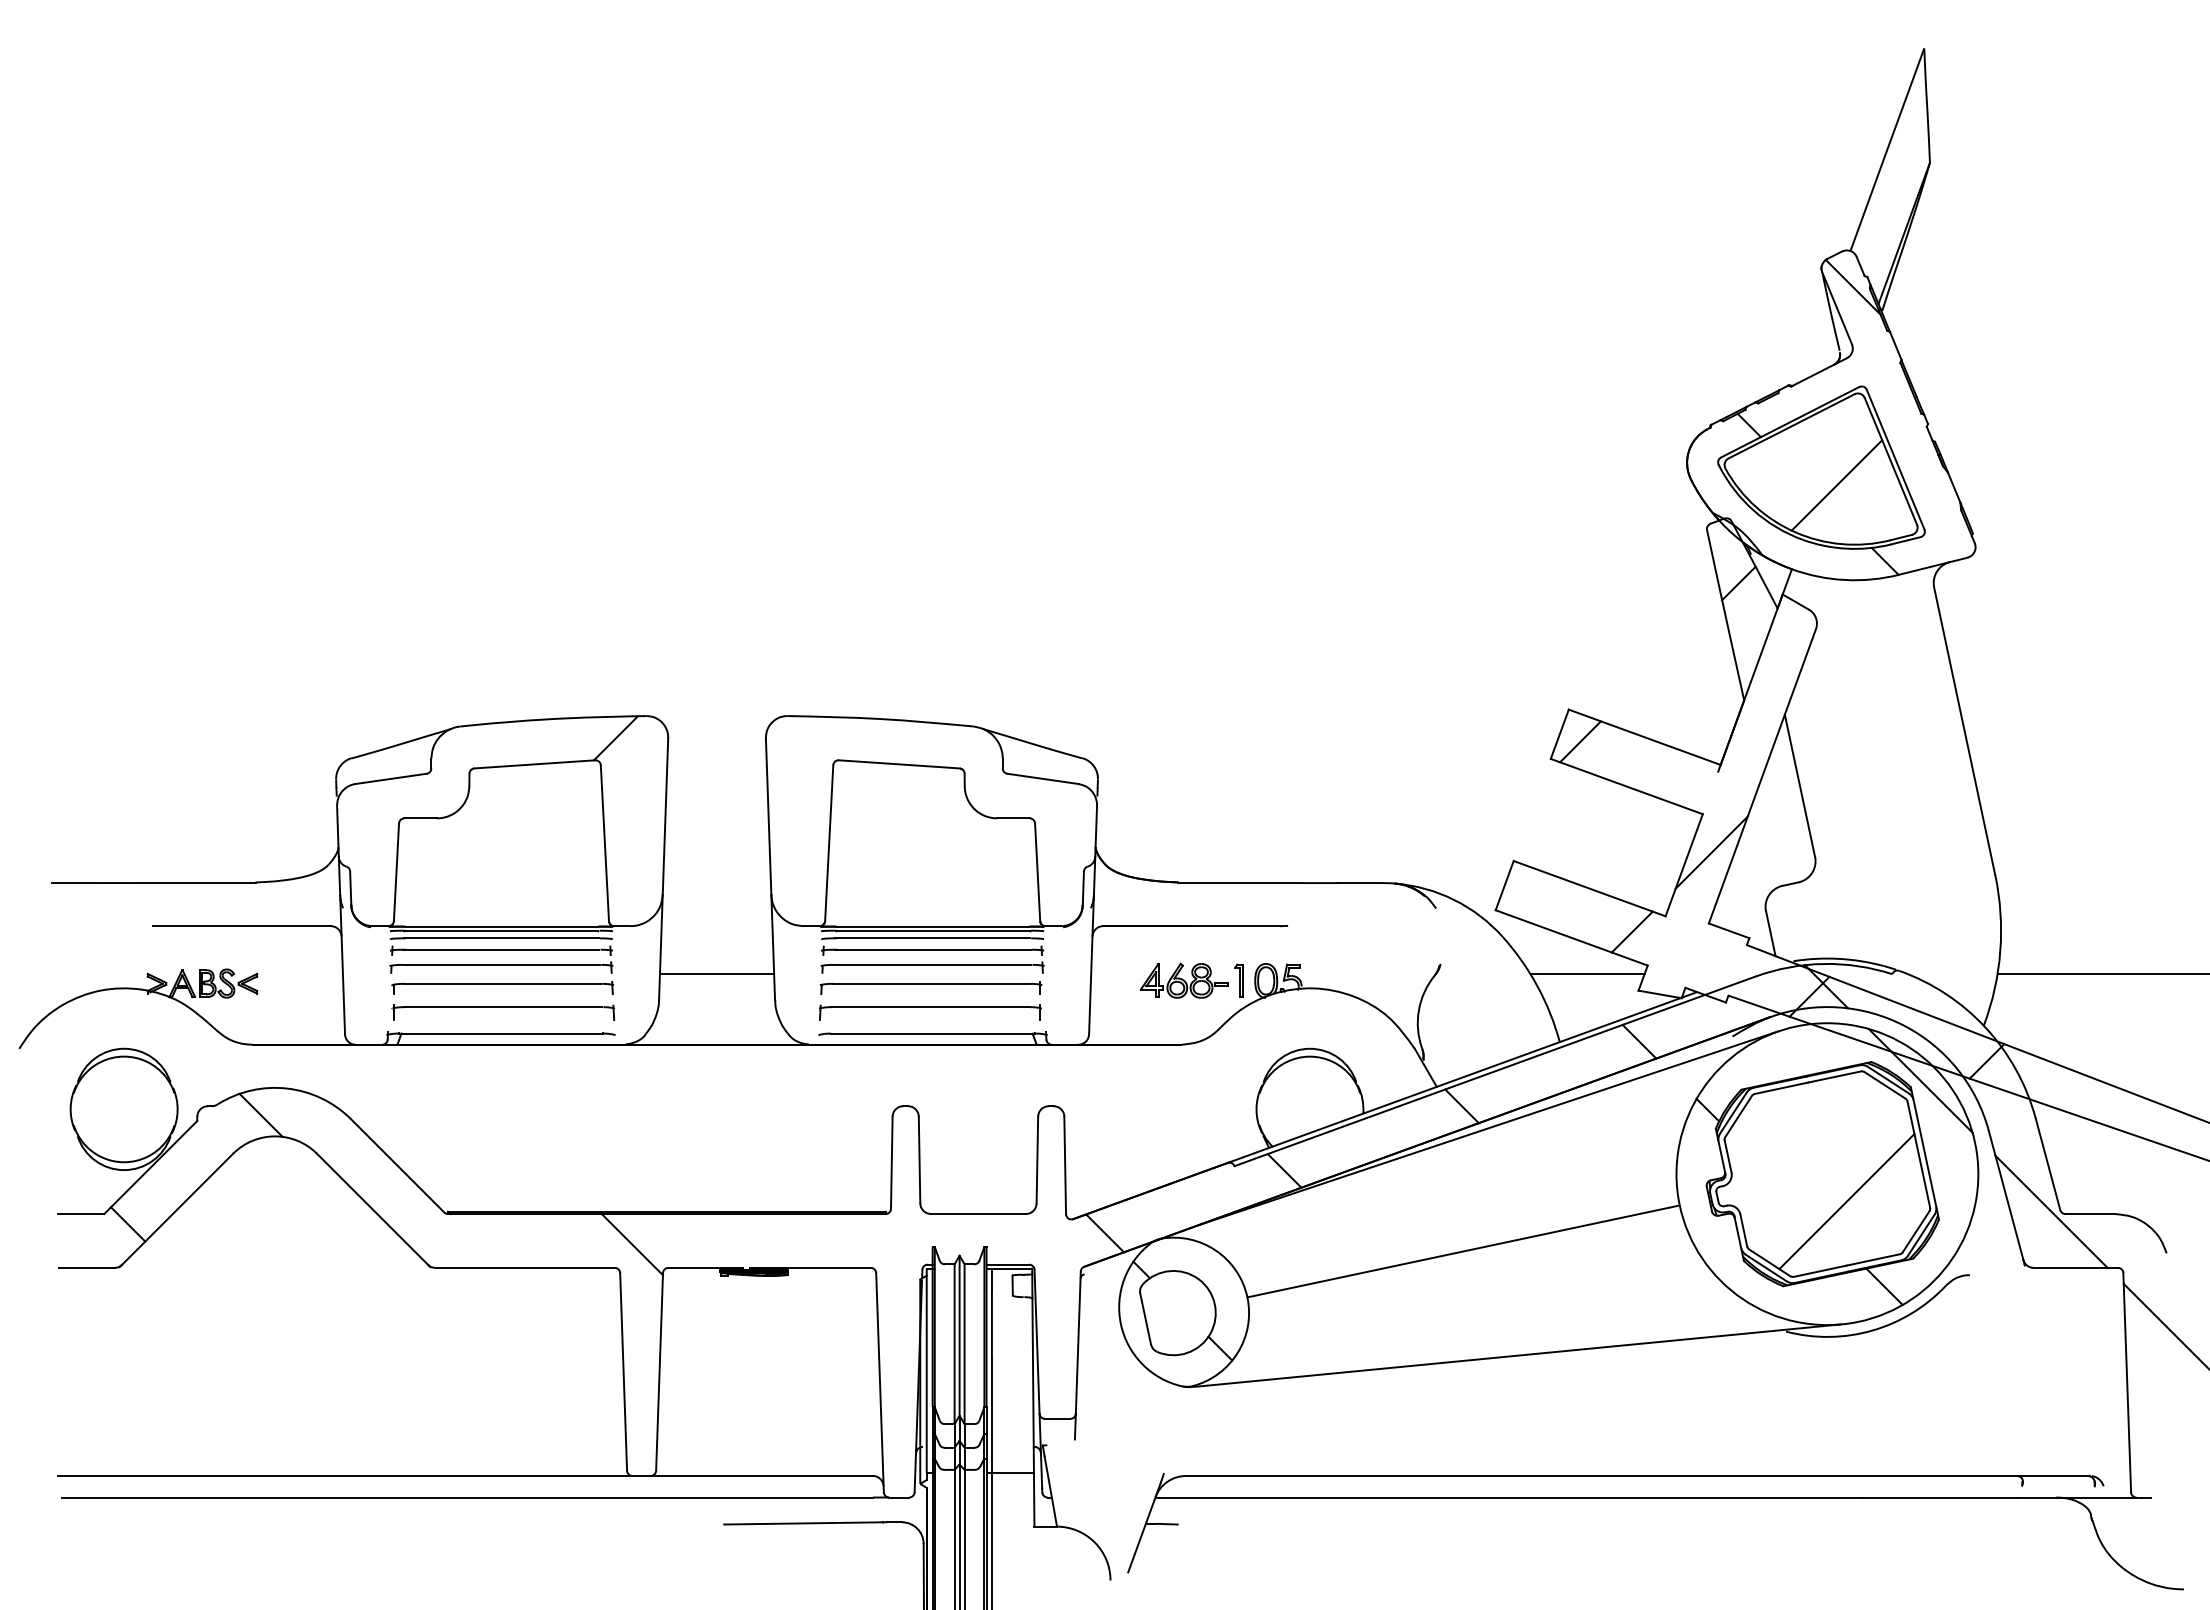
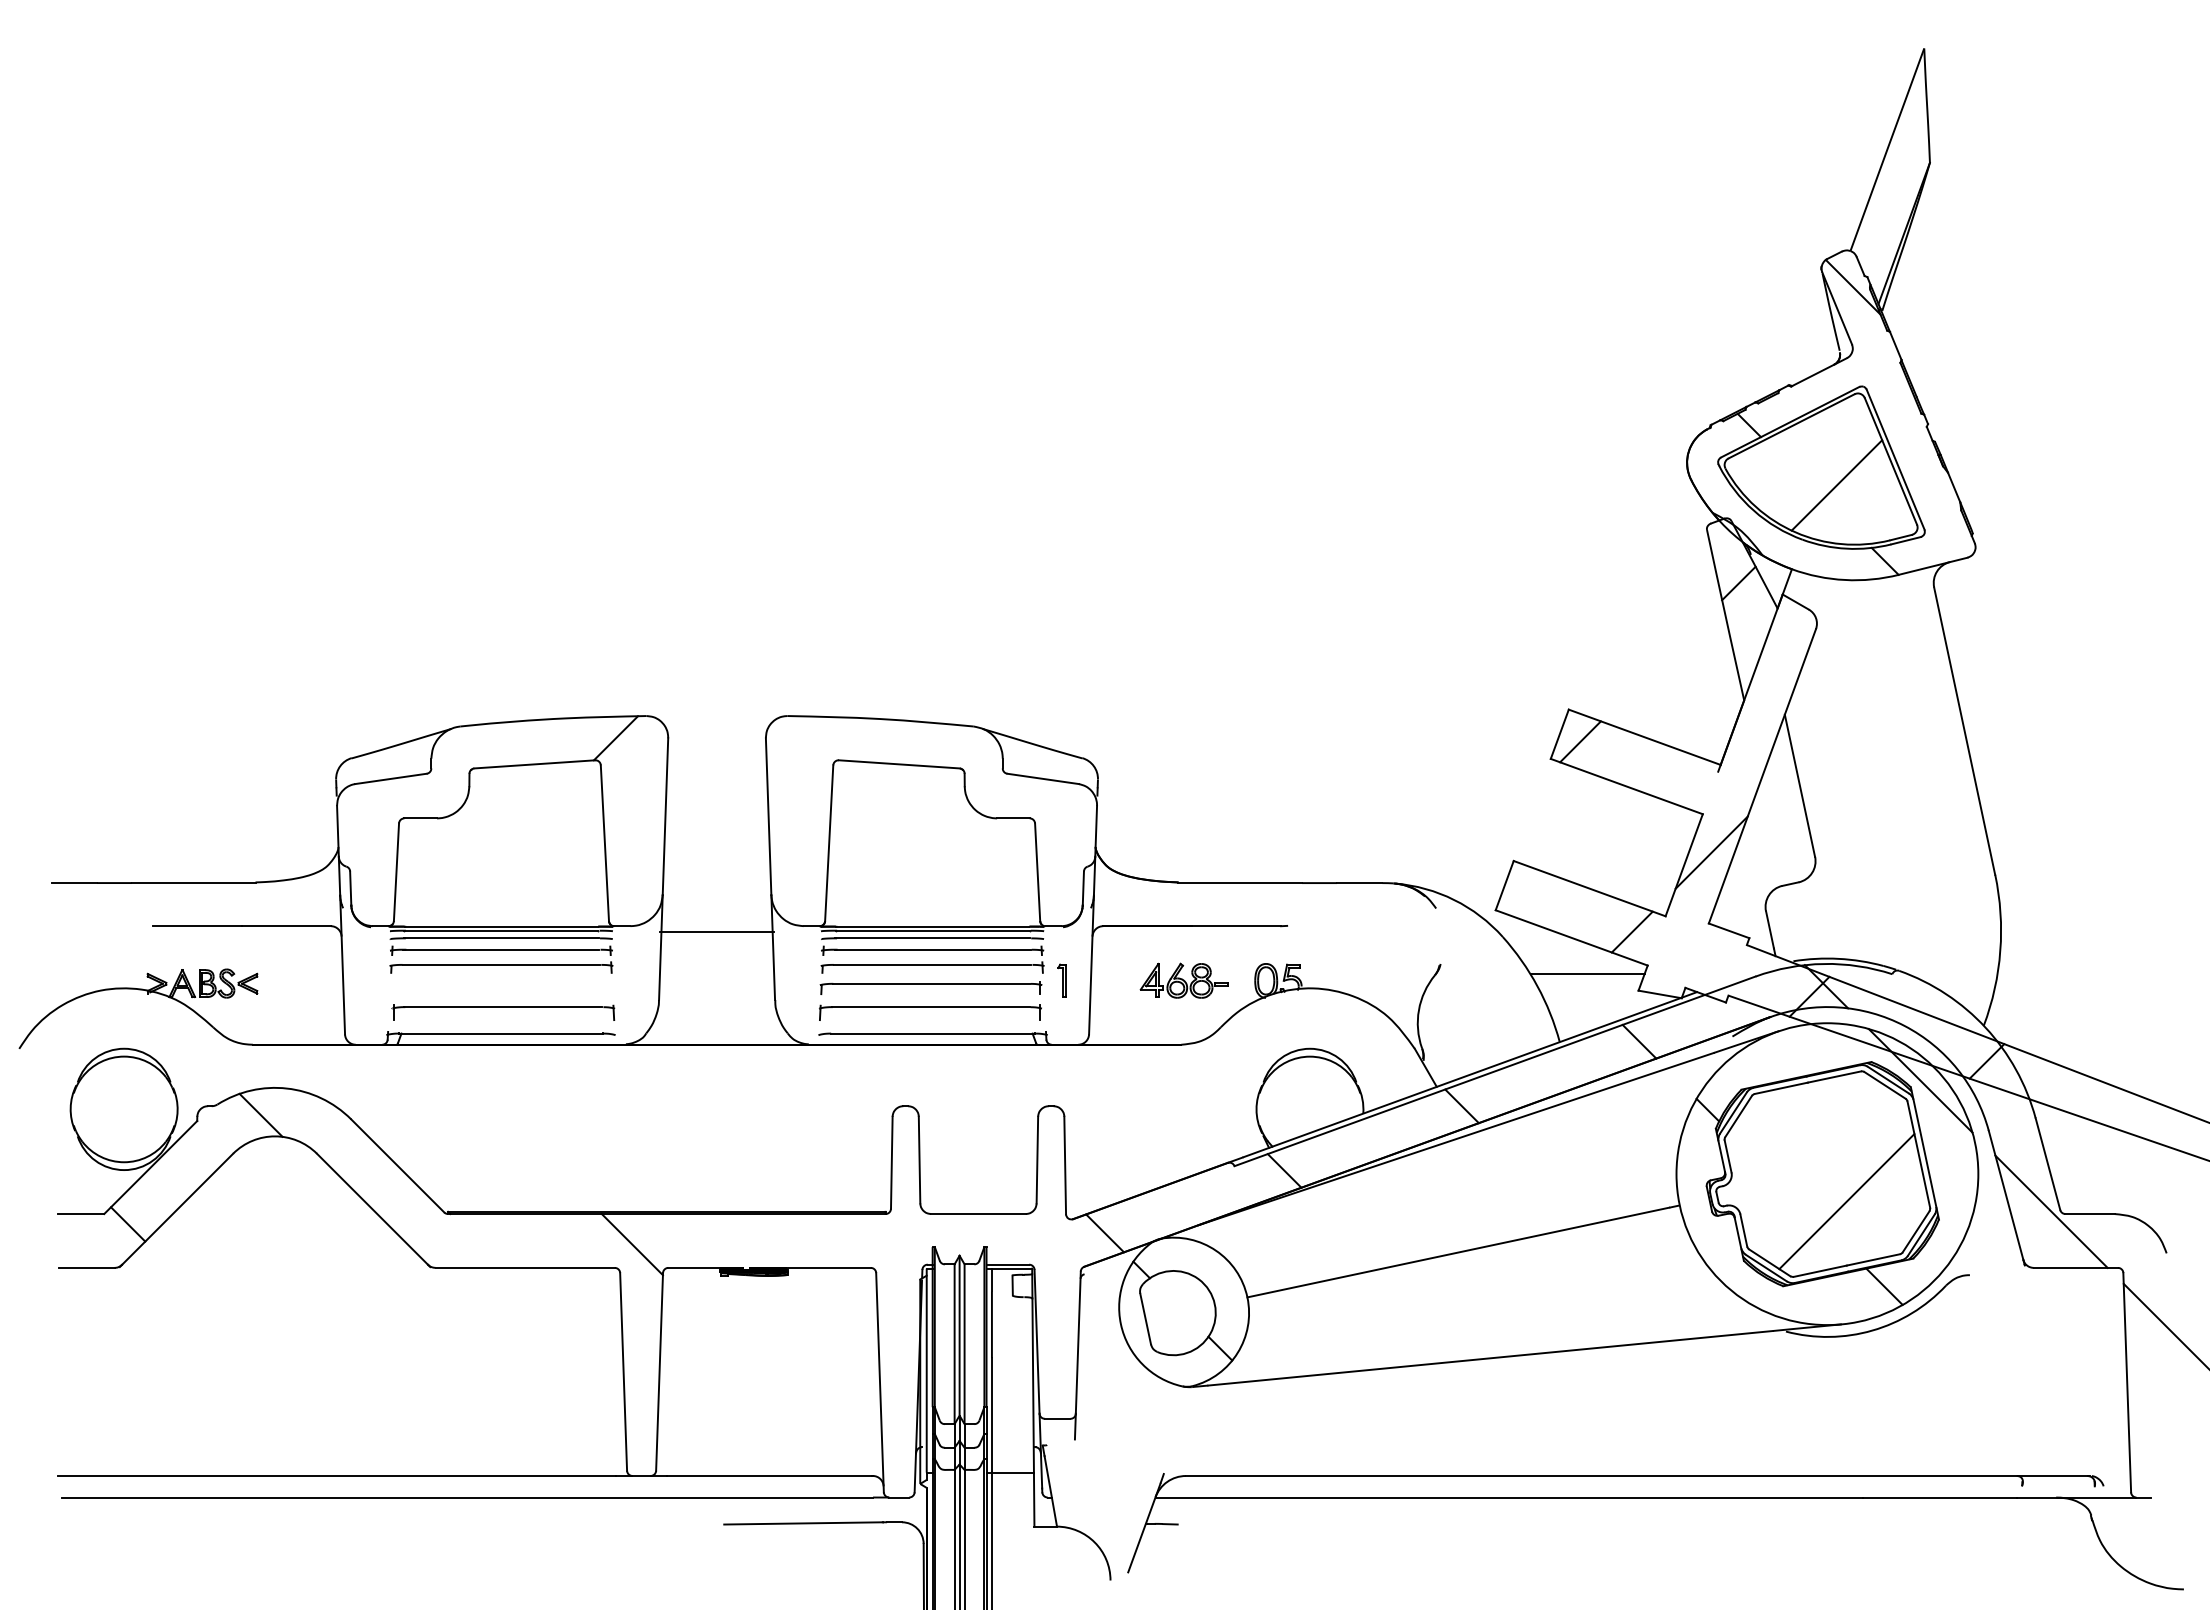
line position: (716, 974) -> (716, 932) (716, 932)
line: present -> none (2101, 974)
part position: (1238, 980) -> (1061, 980) (1061, 980)
part: present -> none (502, 987)
